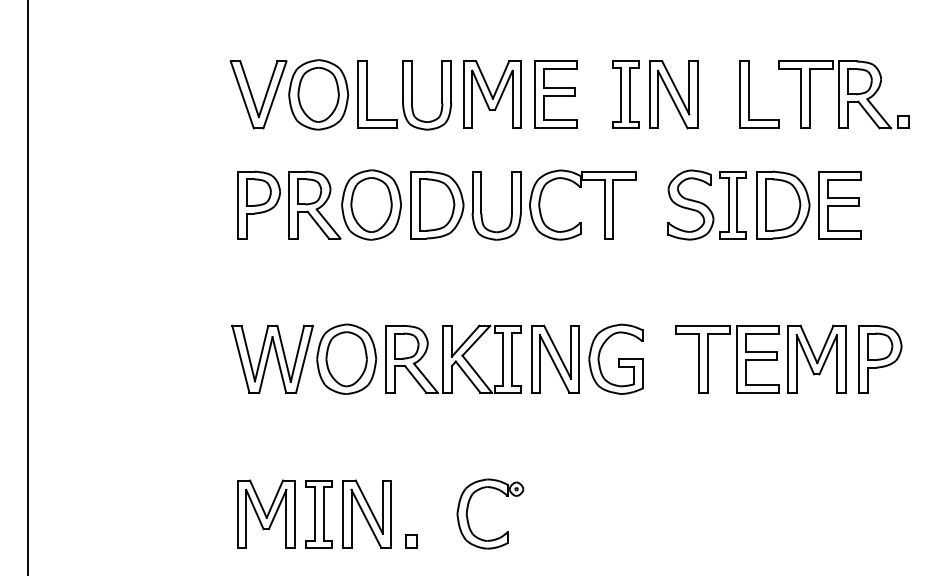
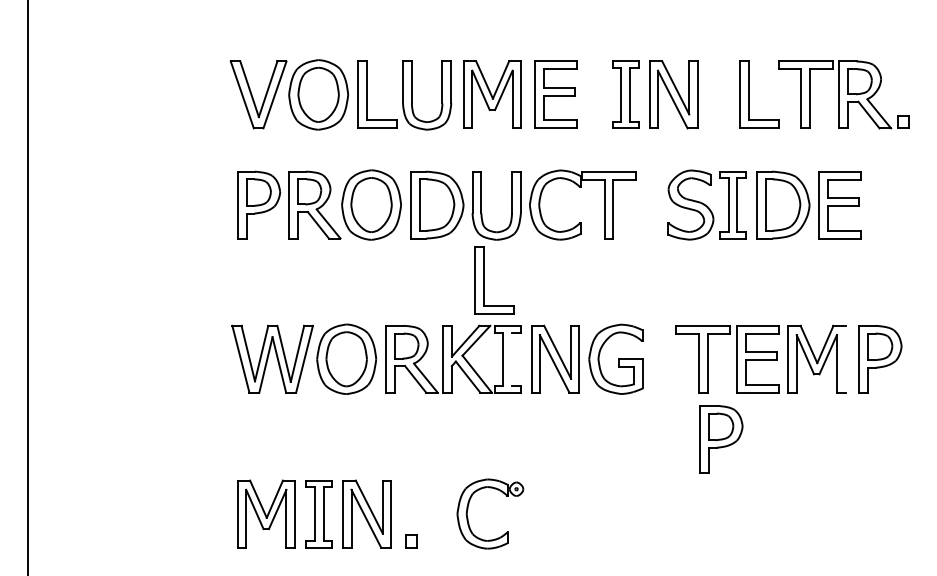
part: none -> present (484, 280)
line: present -> none (512, 358)
line: present -> none (845, 358)
part: none -> present (721, 439)
